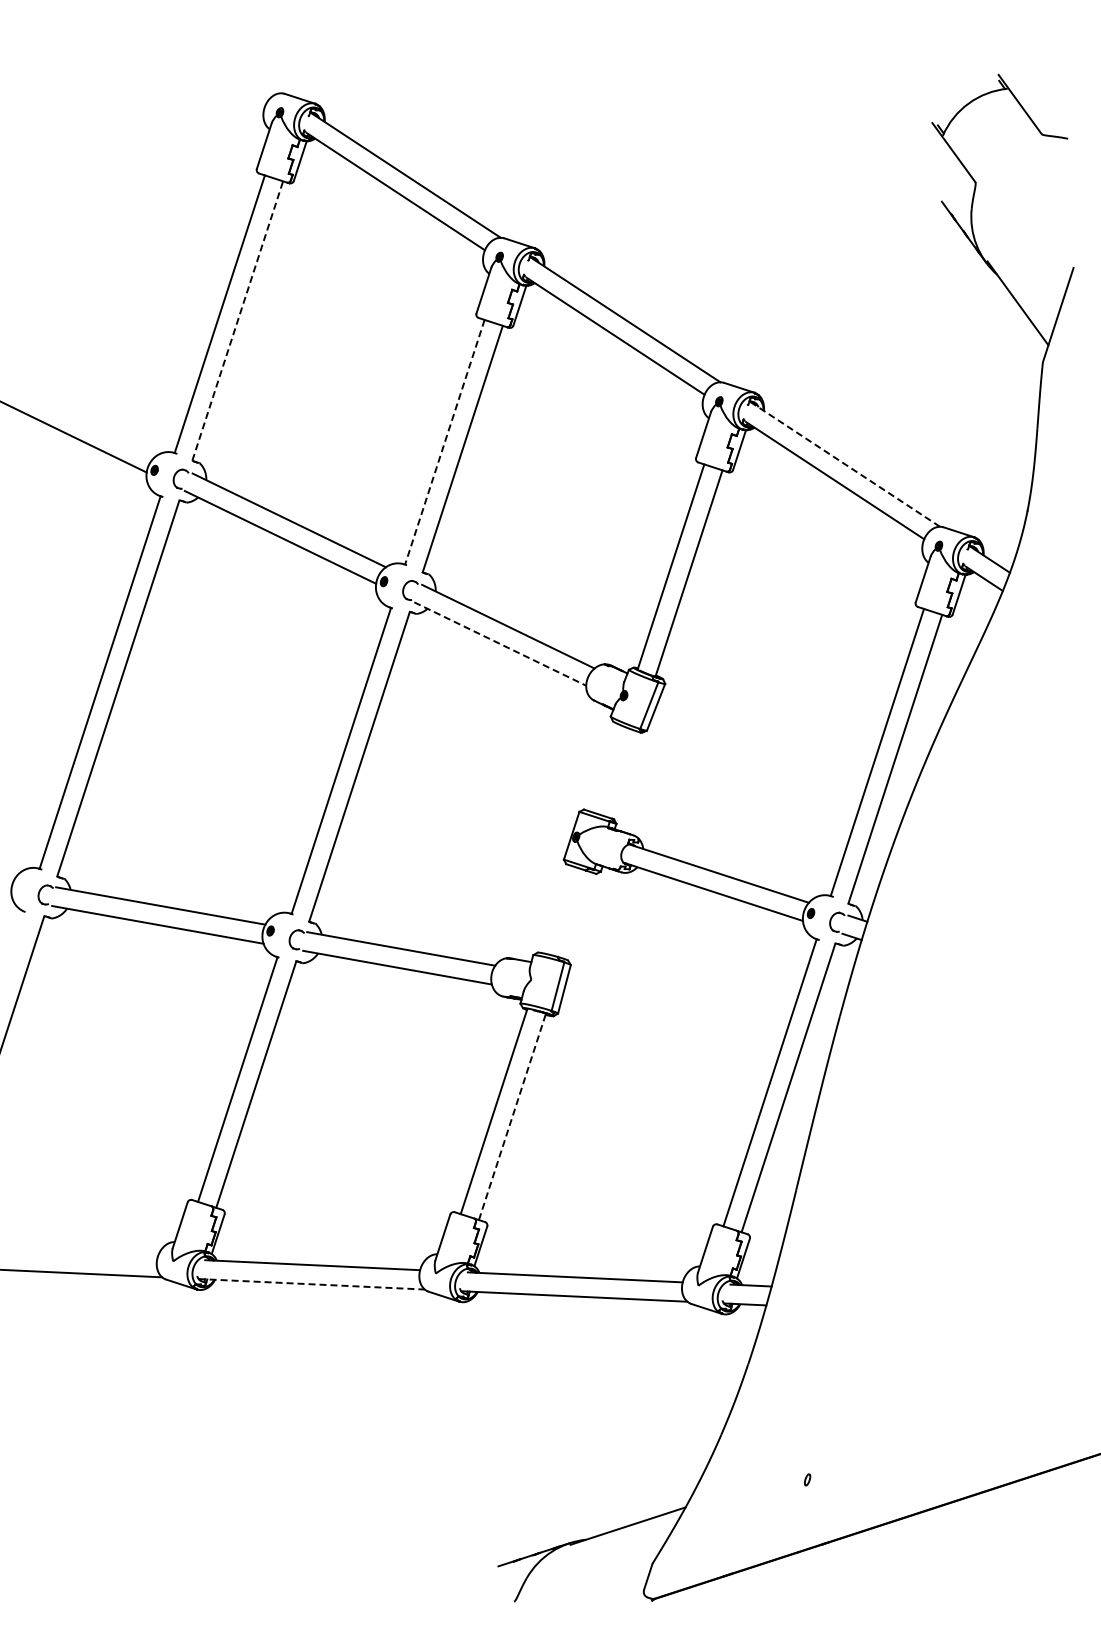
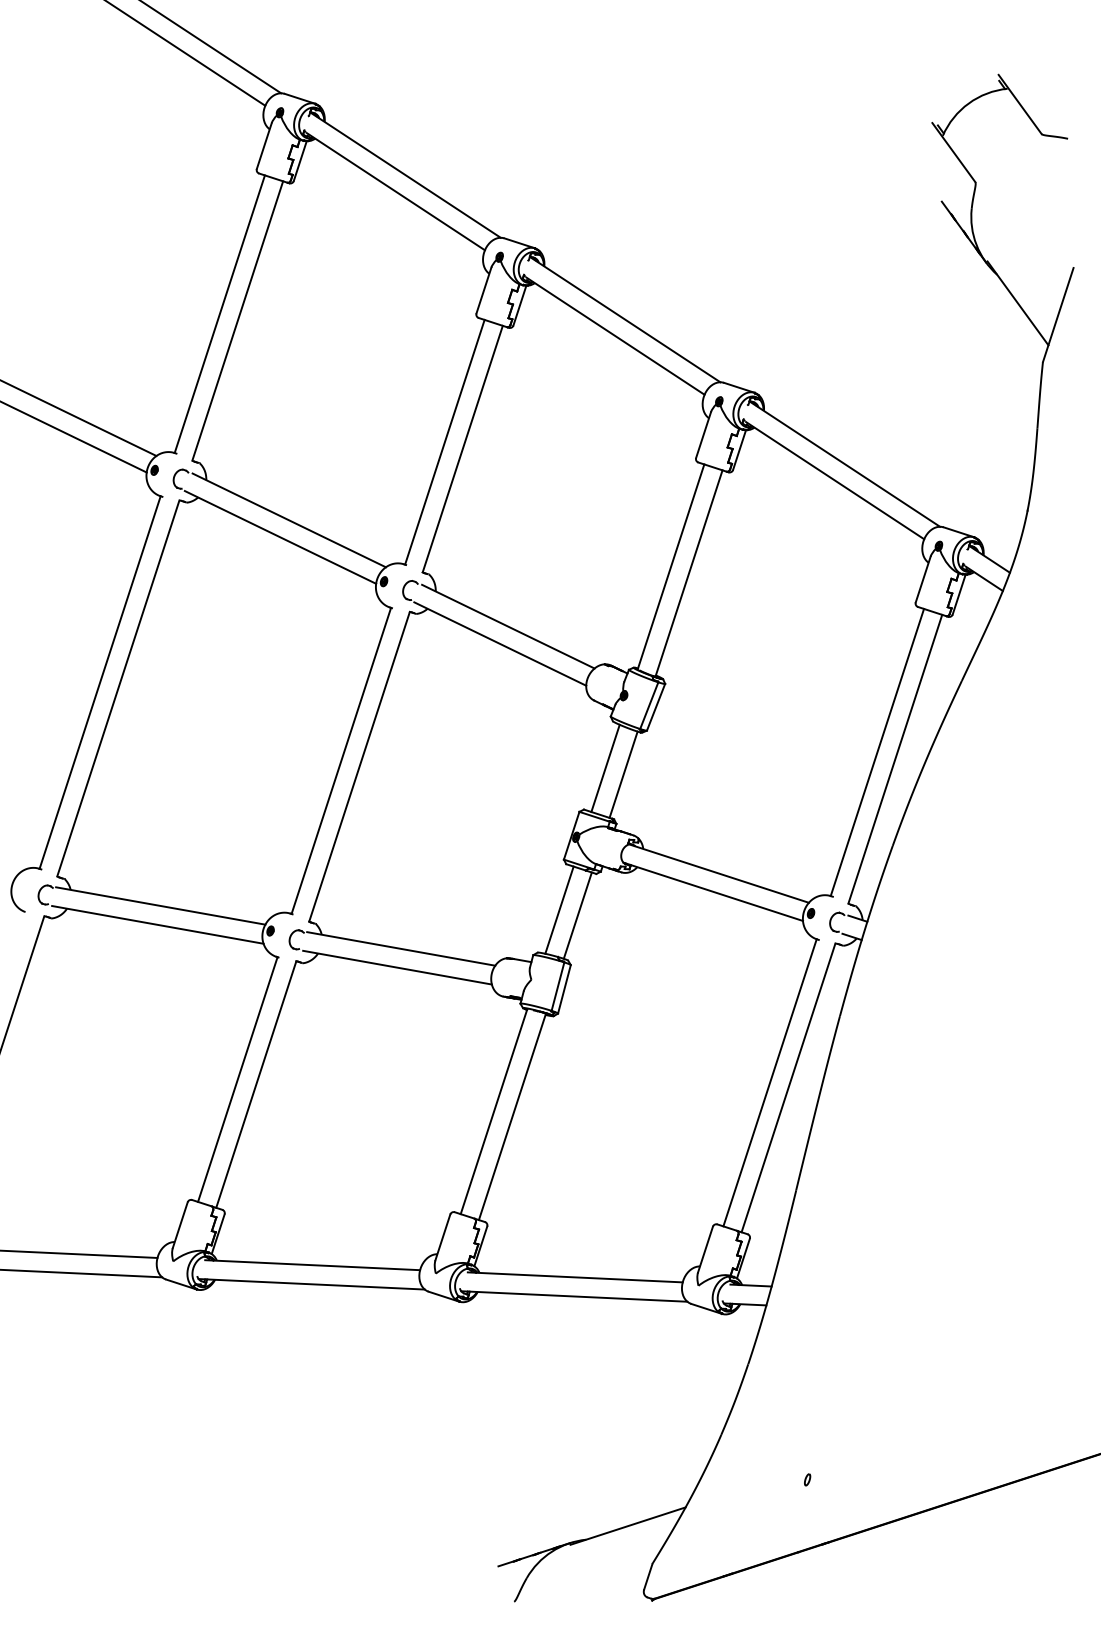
line: none -> present (212, 47)
line: none -> present (186, 53)
line: dashed -> solid (237, 320)
line: none -> present (79, 418)
line: dashed -> solid (444, 442)
line: dashed -> solid (844, 463)
line: dashed -> solid (500, 644)
line: none -> present (605, 768)
line: none -> present (623, 774)
line: none -> present (559, 909)
line: none -> present (577, 915)
line: dashed -> solid (512, 1116)
line: none -> present (79, 1253)
line: dashed -> solid (312, 1284)
